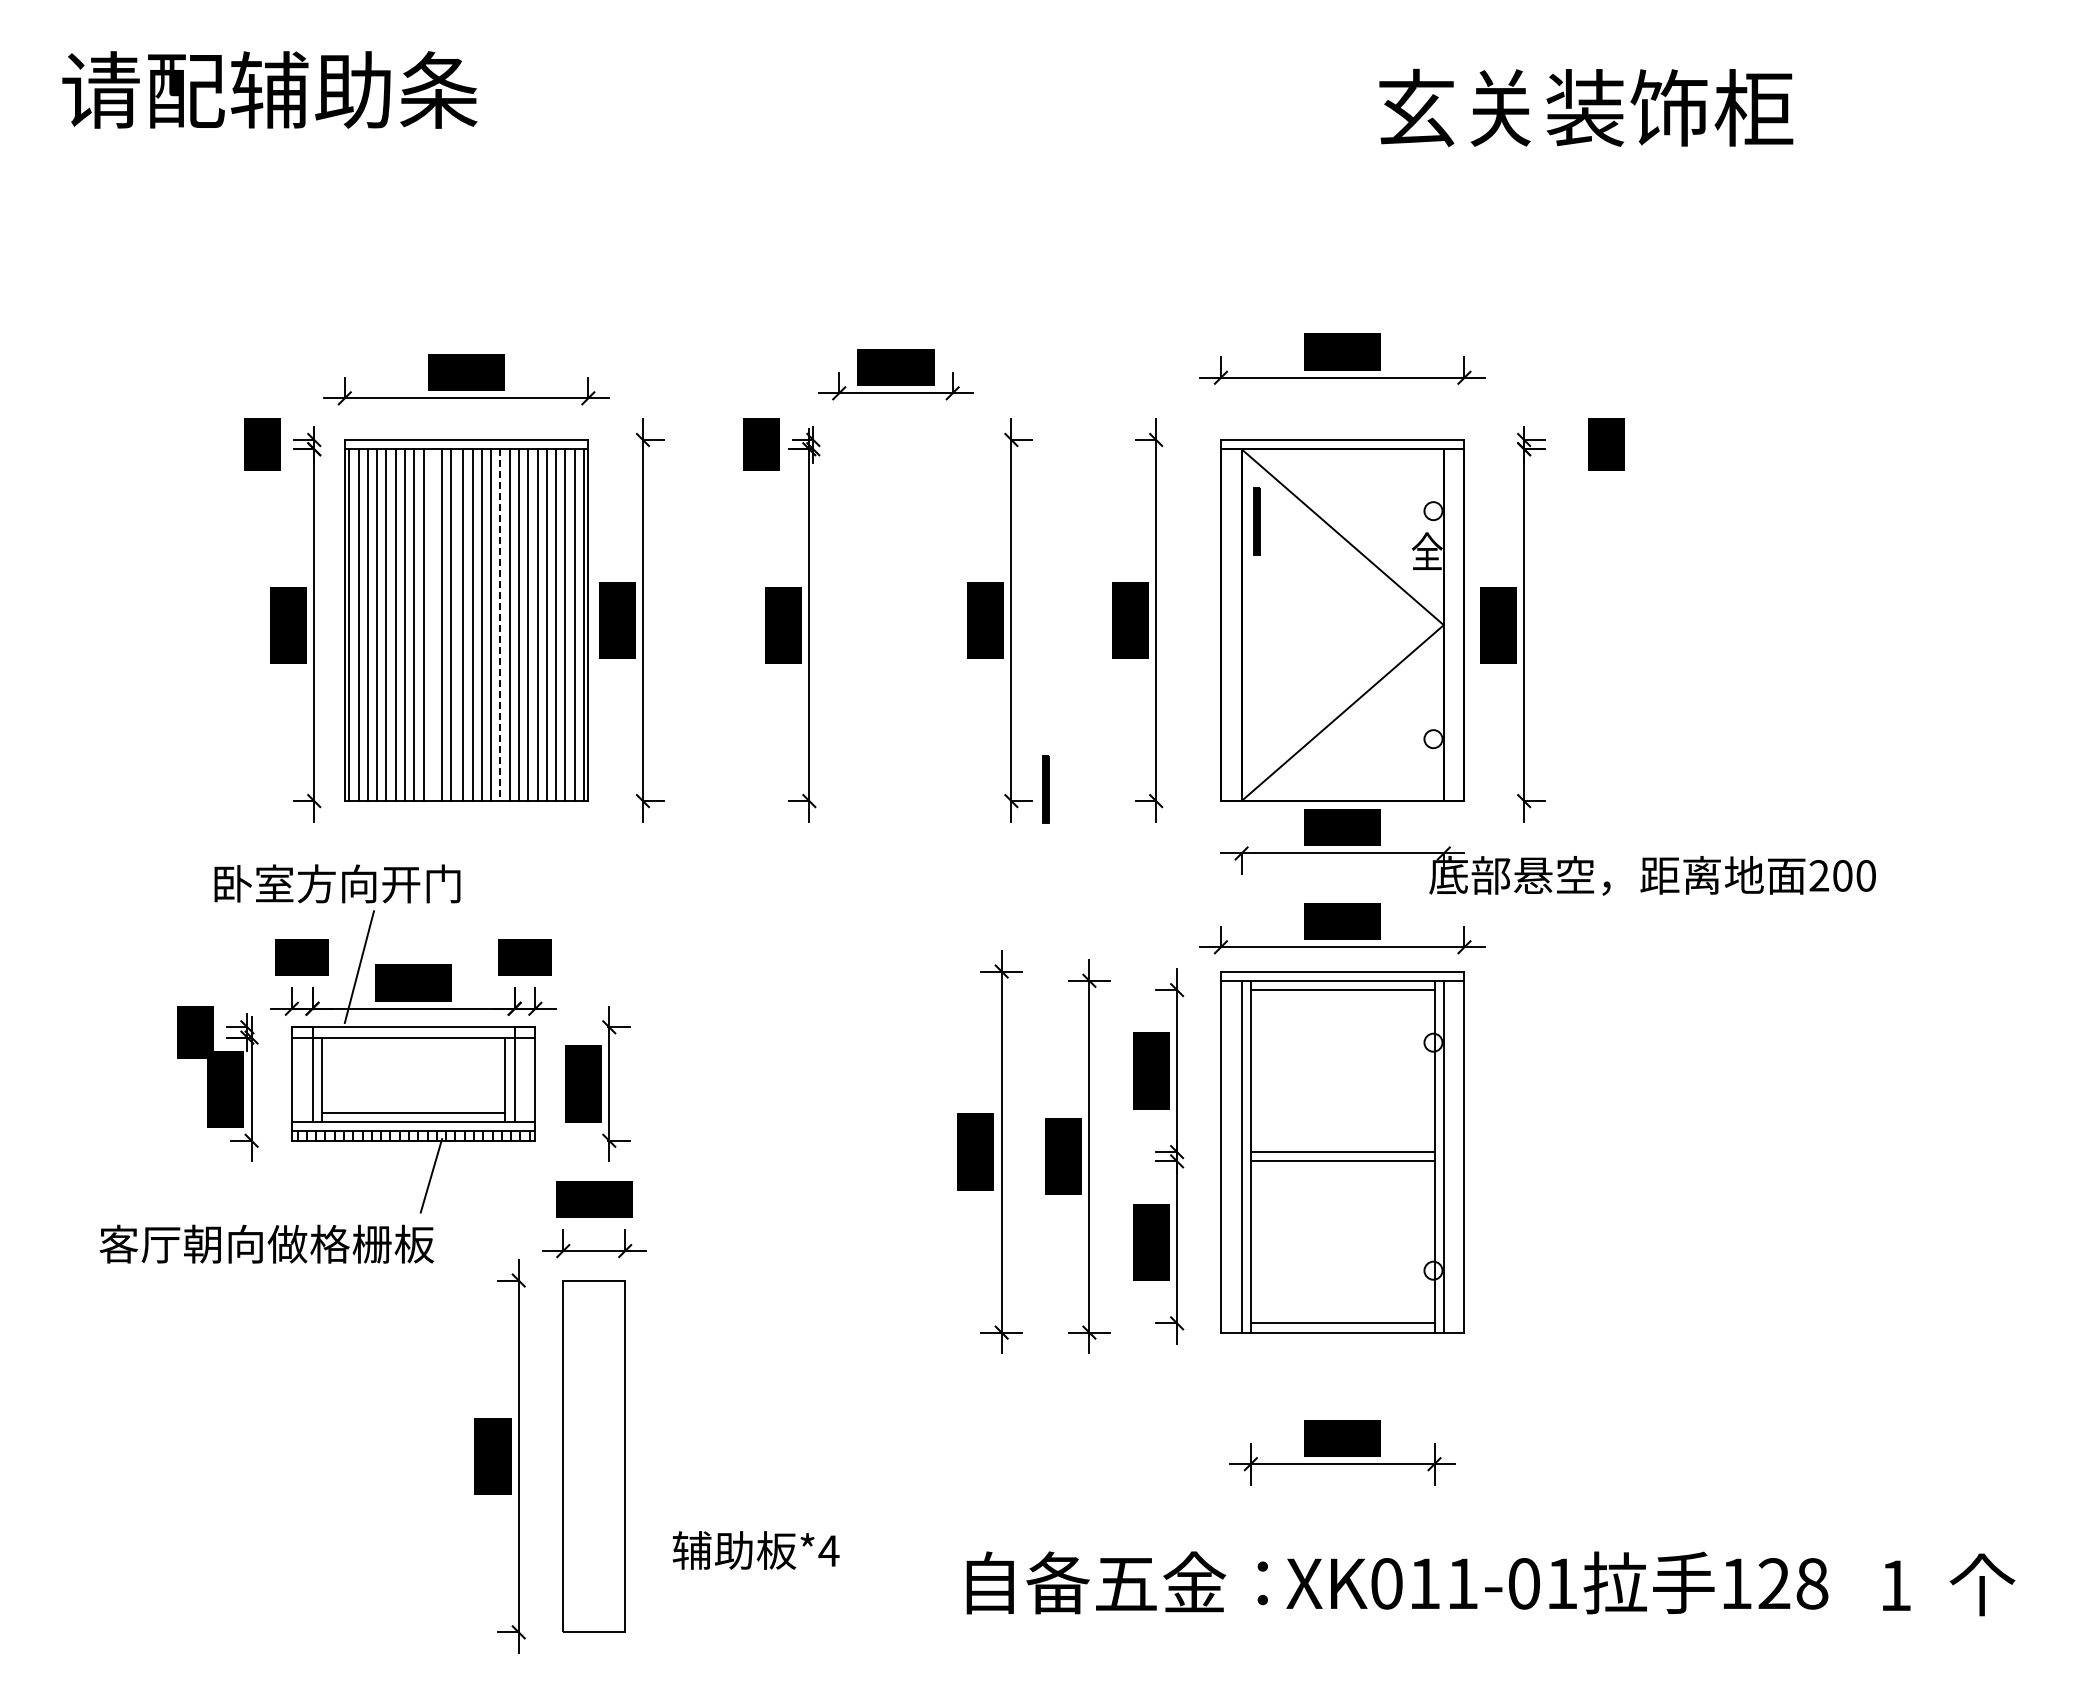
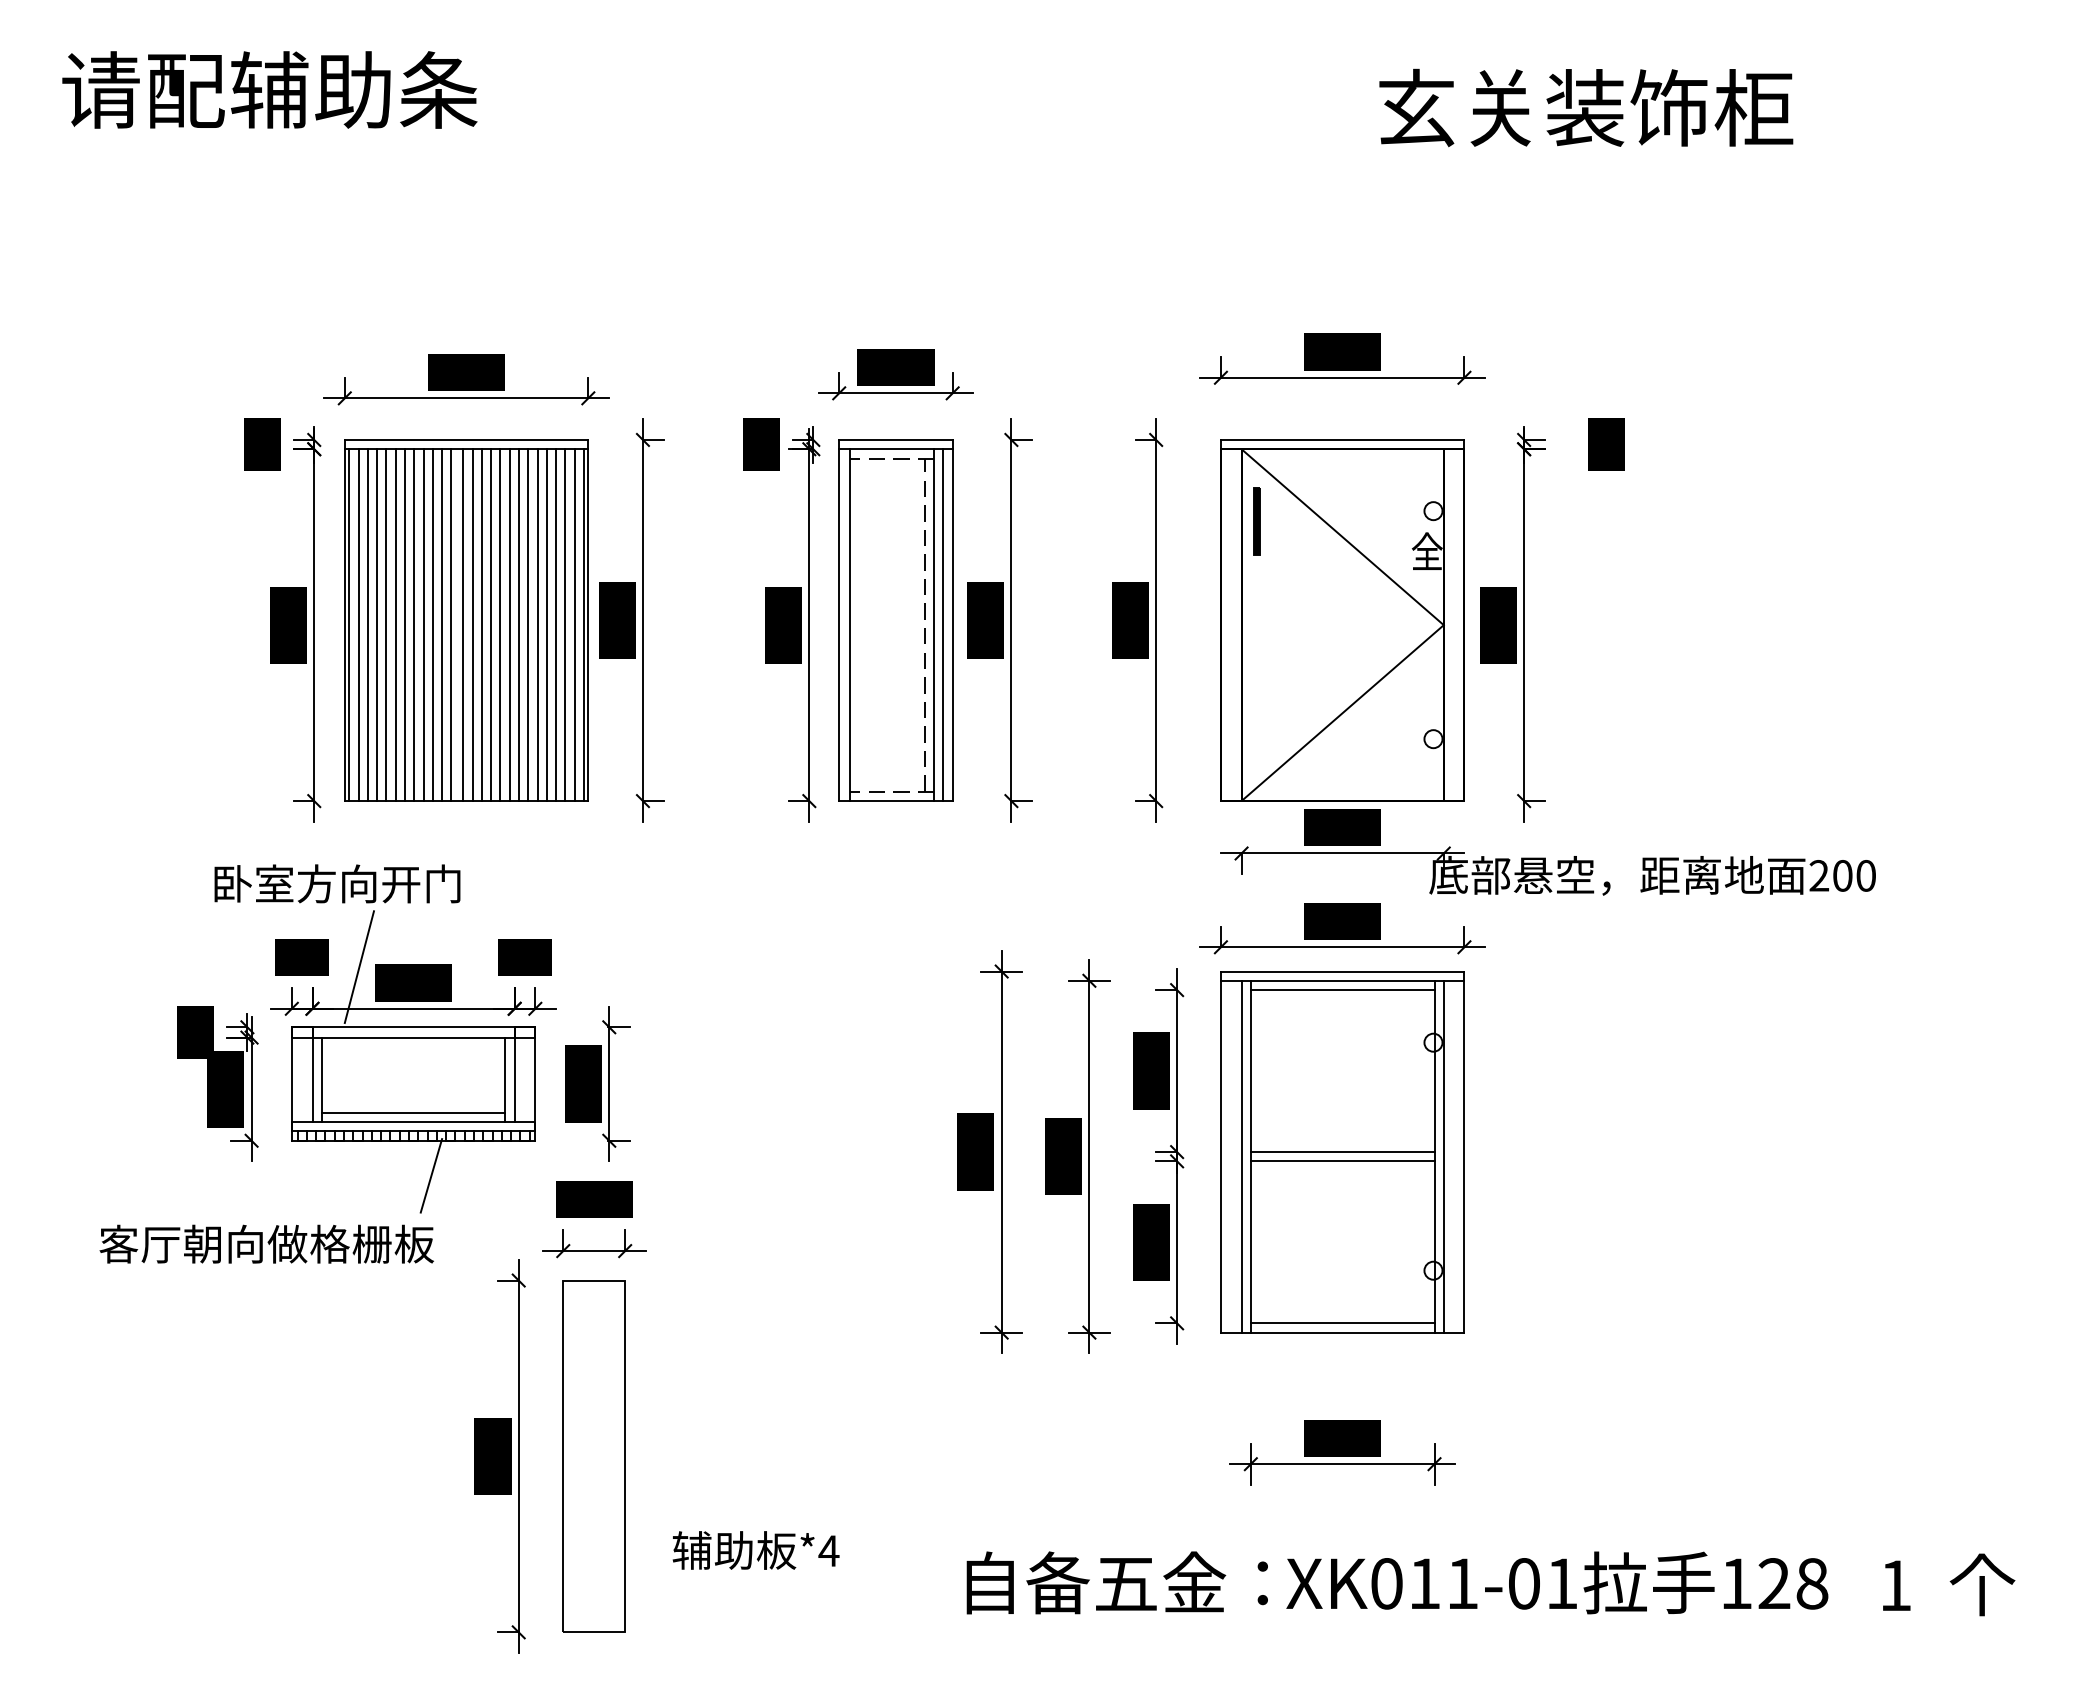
part: none -> present (895, 620)
line: none -> present (432, 625)
line: dashed -> solid (500, 625)
part: present -> none (1045, 789)
